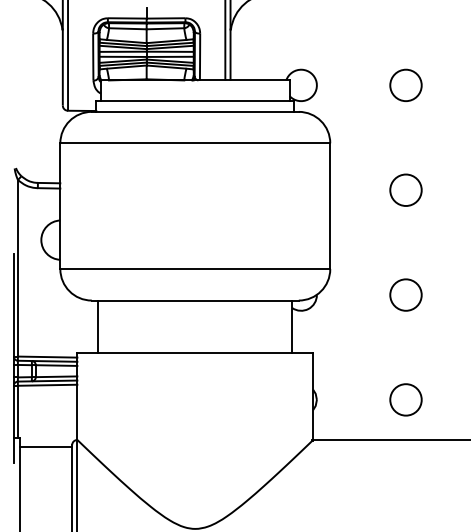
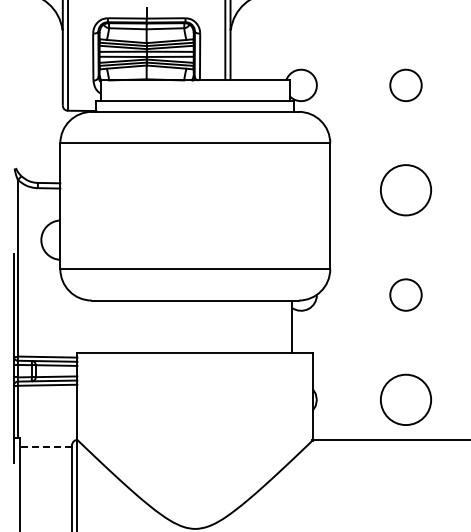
circle diameter: 31 px -> 50 px (405, 190)
line: present -> none (98, 326)
circle diameter: 31 px -> 50 px (405, 399)
line: solid -> dashed (45, 447)
